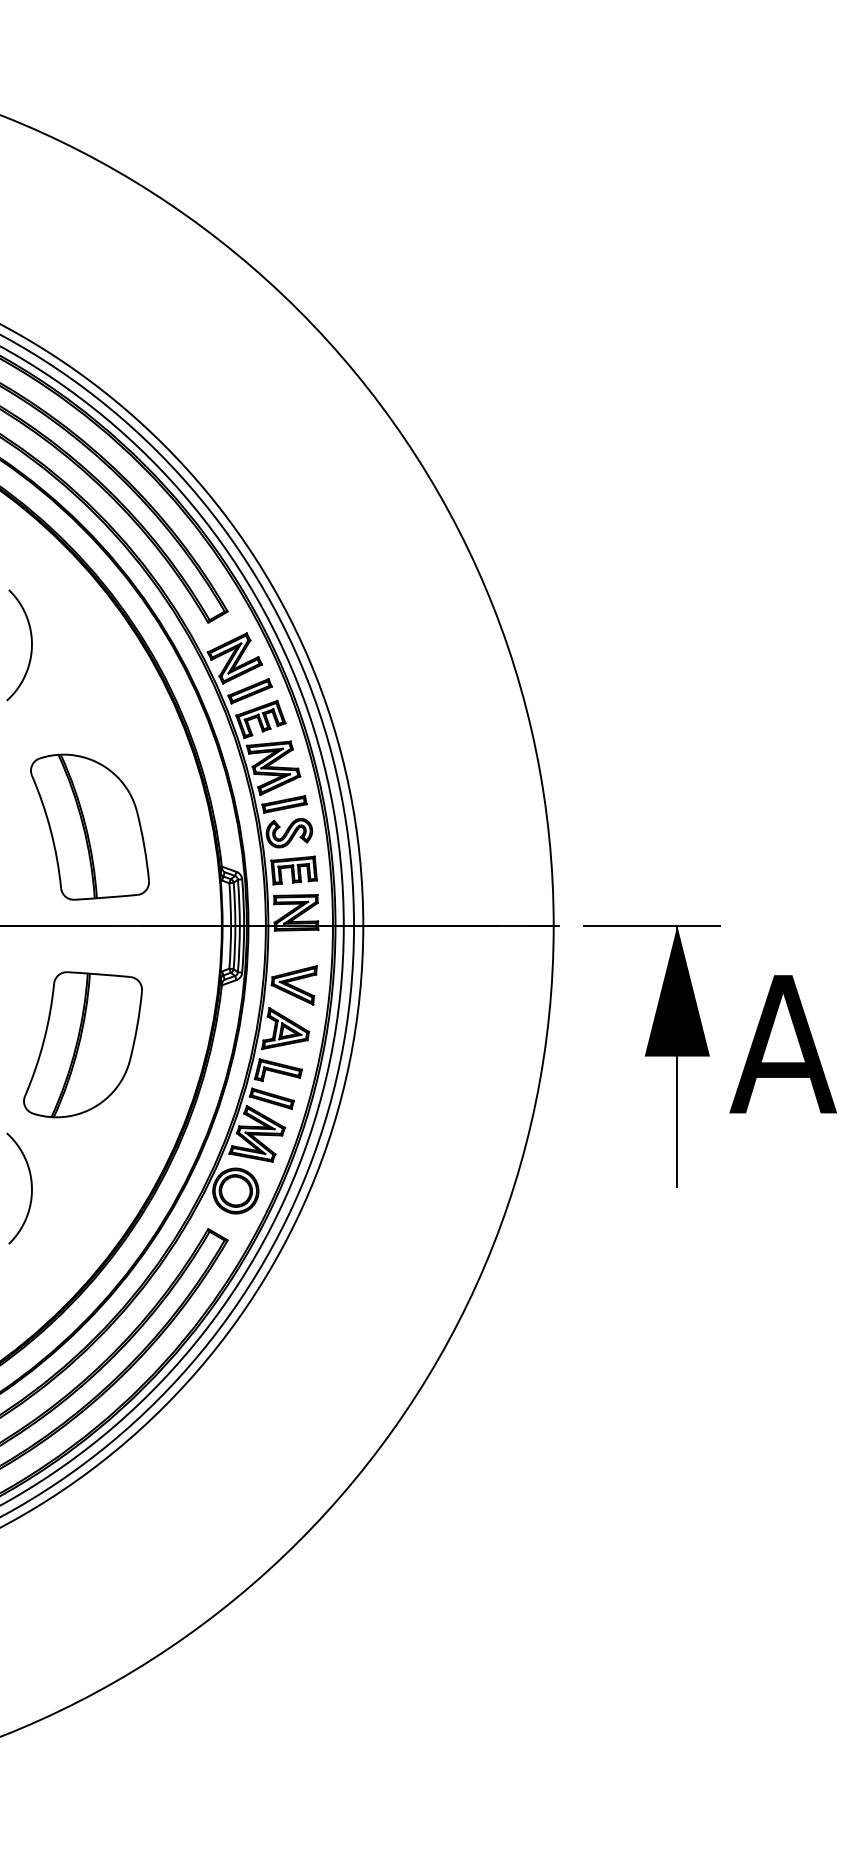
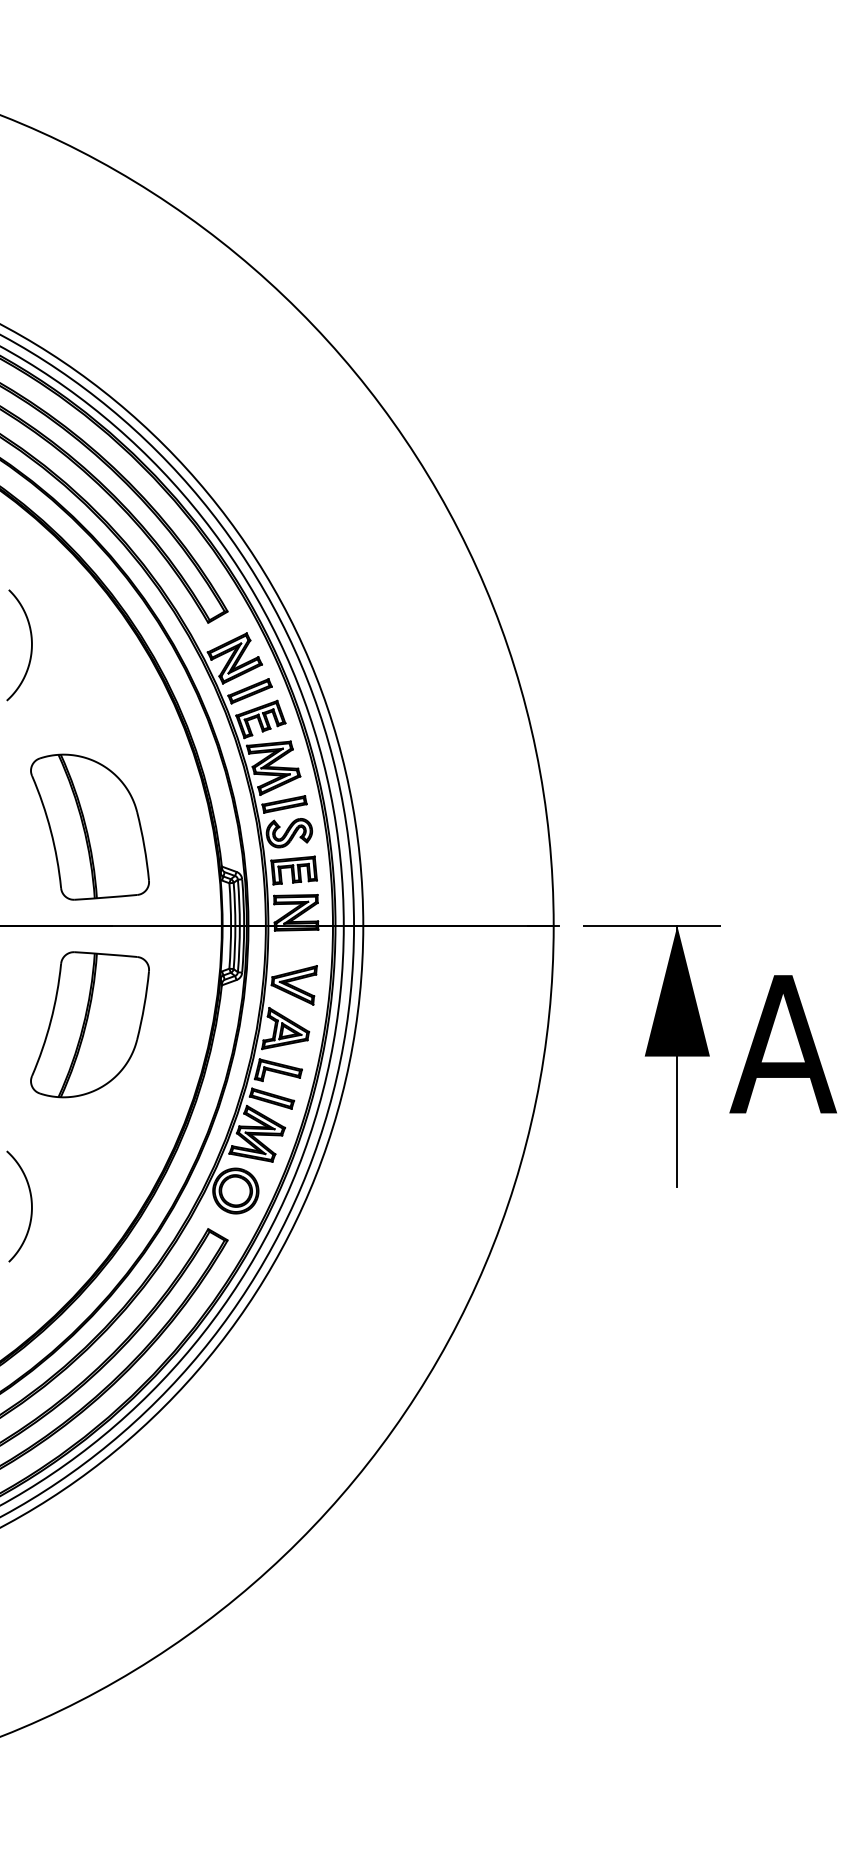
part position: (82, 1044) -> (89, 1024) (89, 1024)
curve position: (30, 1184) -> (30, 1202) (30, 1202)
